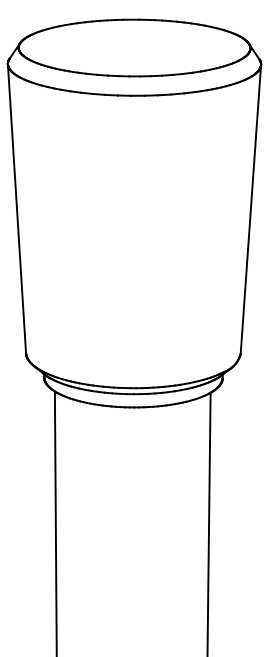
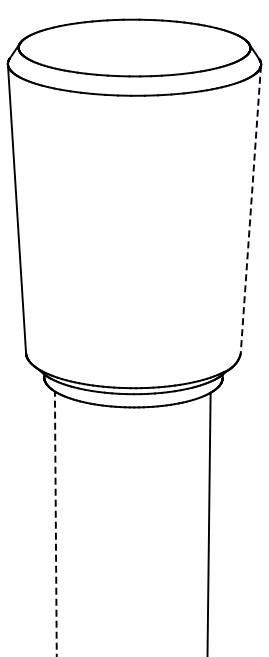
line: solid -> dashed (250, 210)
line: solid -> dashed (55, 523)
